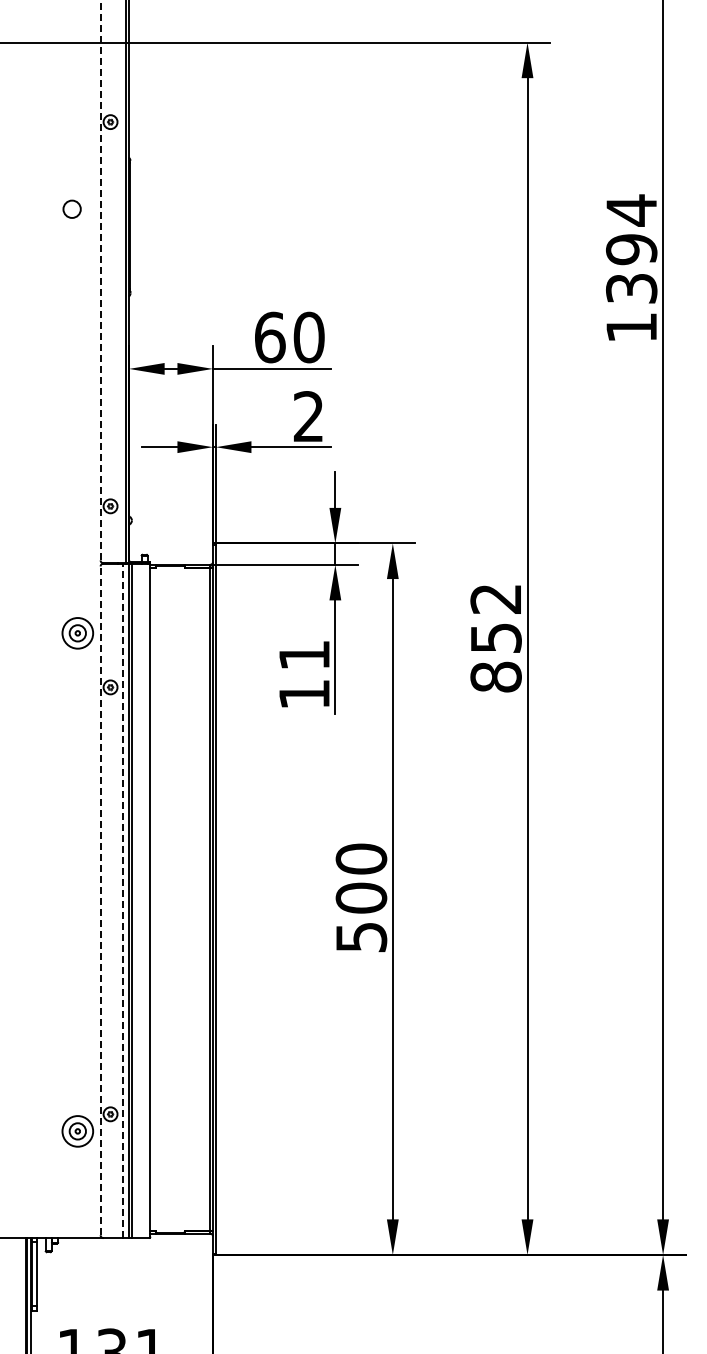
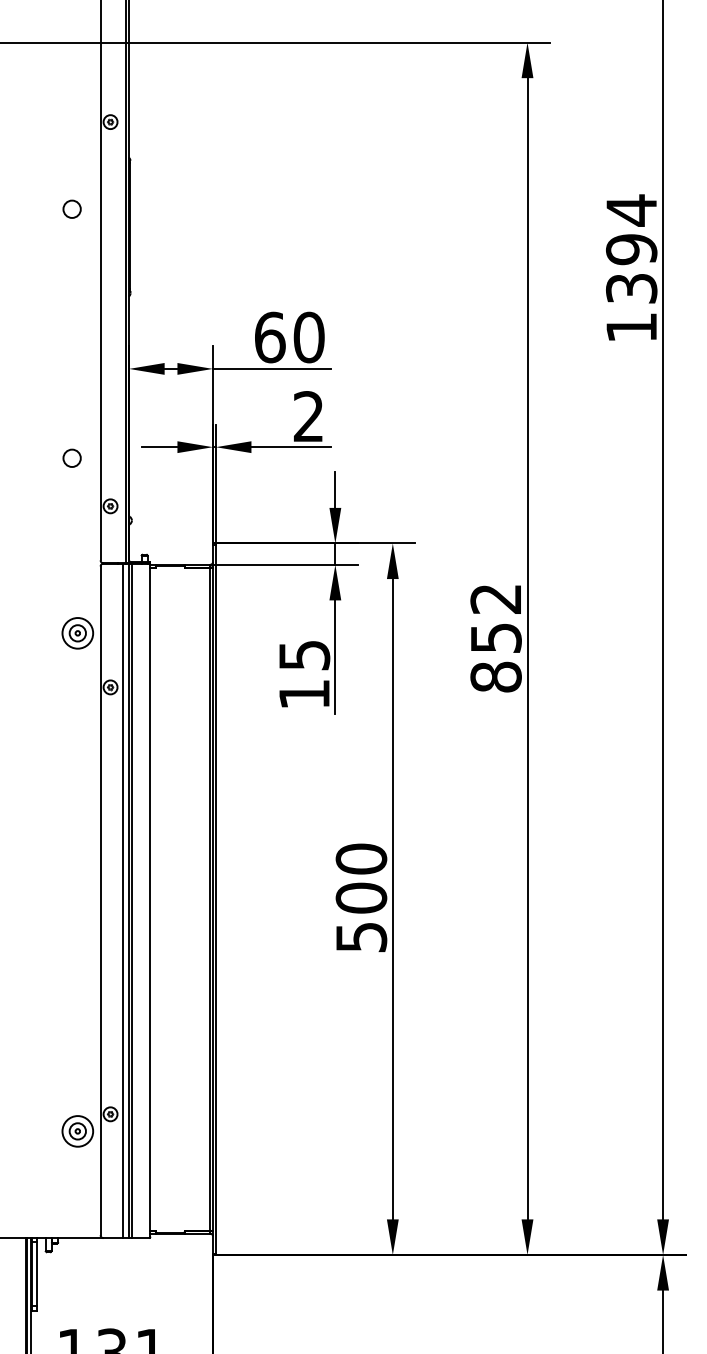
line: dashed -> solid (100, 280)
circle: none -> present (71, 457)
text: 11 -> 15 (304, 655)
line: dashed -> solid (100, 900)
line: dashed -> solid (123, 900)
